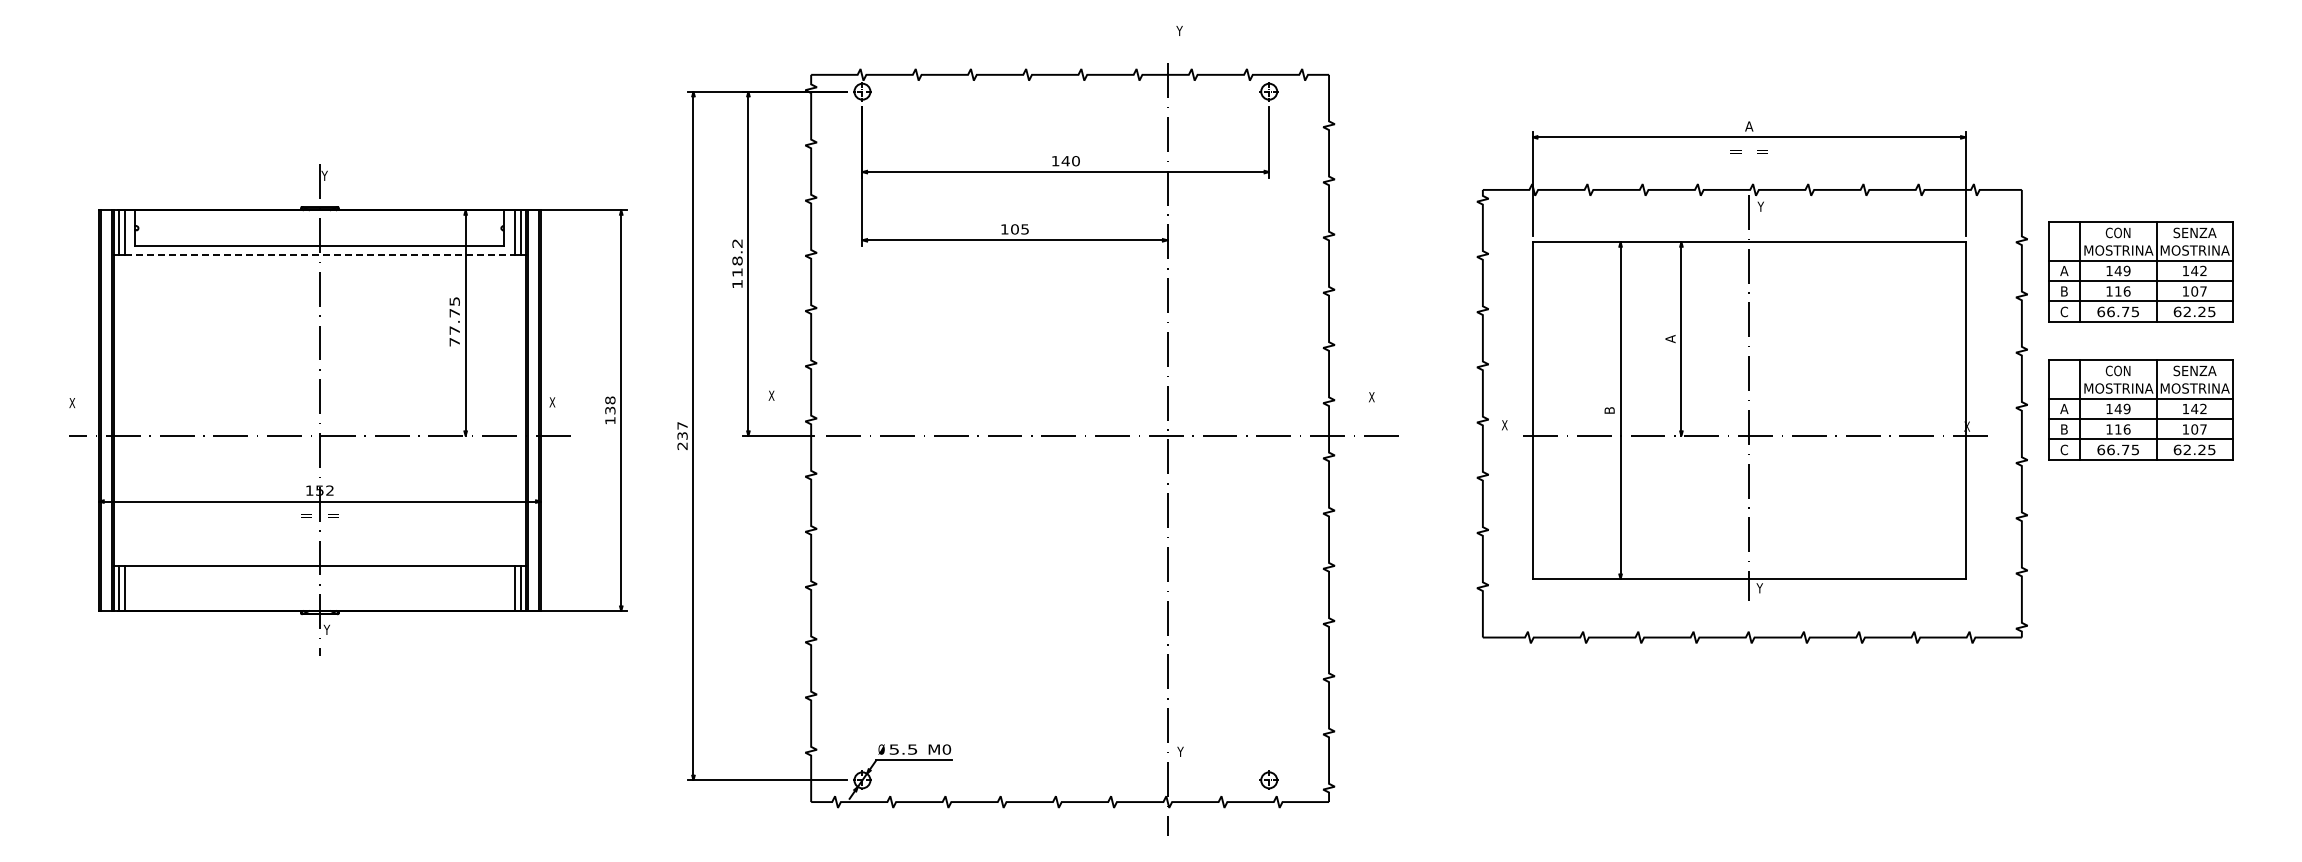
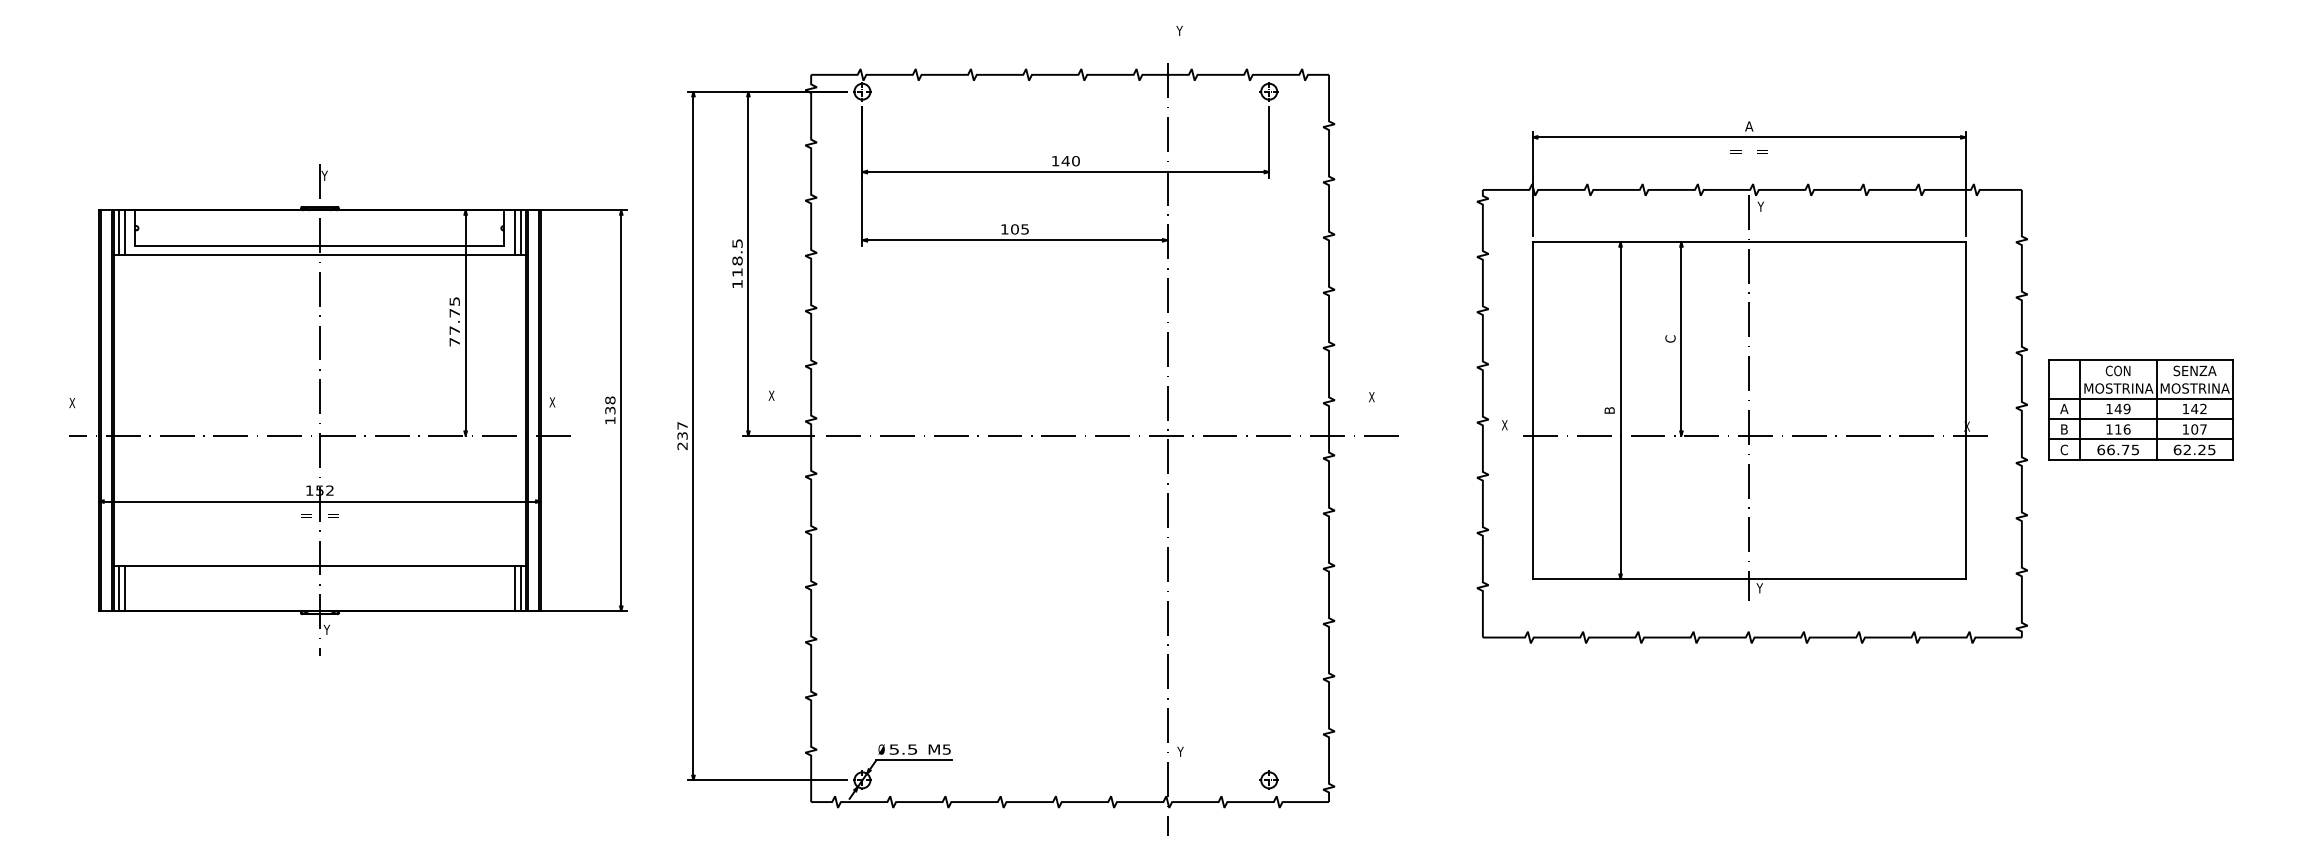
text: 118.2 -> 118.5 (737, 243)
line: dashed -> solid (319, 255)
part: present -> none (2140, 271)
text: A -> C (1670, 339)
text: M0 -> M5 (946, 749)
